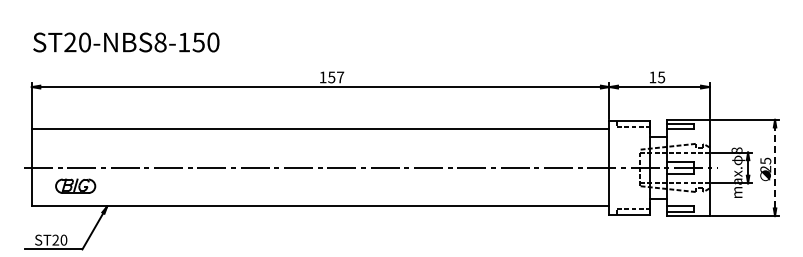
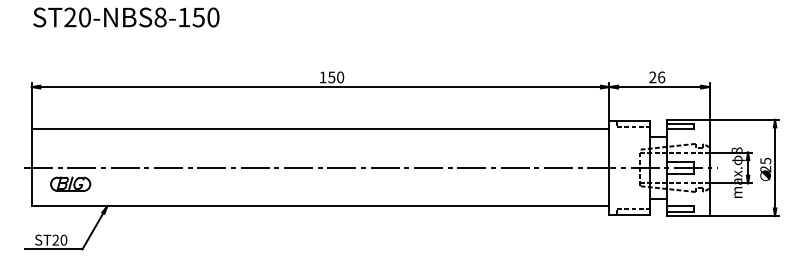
text position: (126, 42) -> (126, 17) (126, 17)
text: 157 -> 150 (340, 77)
text: 15 -> 26 (657, 77)
line: dashed -> solid (775, 167)
part position: (75, 185) -> (70, 183) (70, 183)
